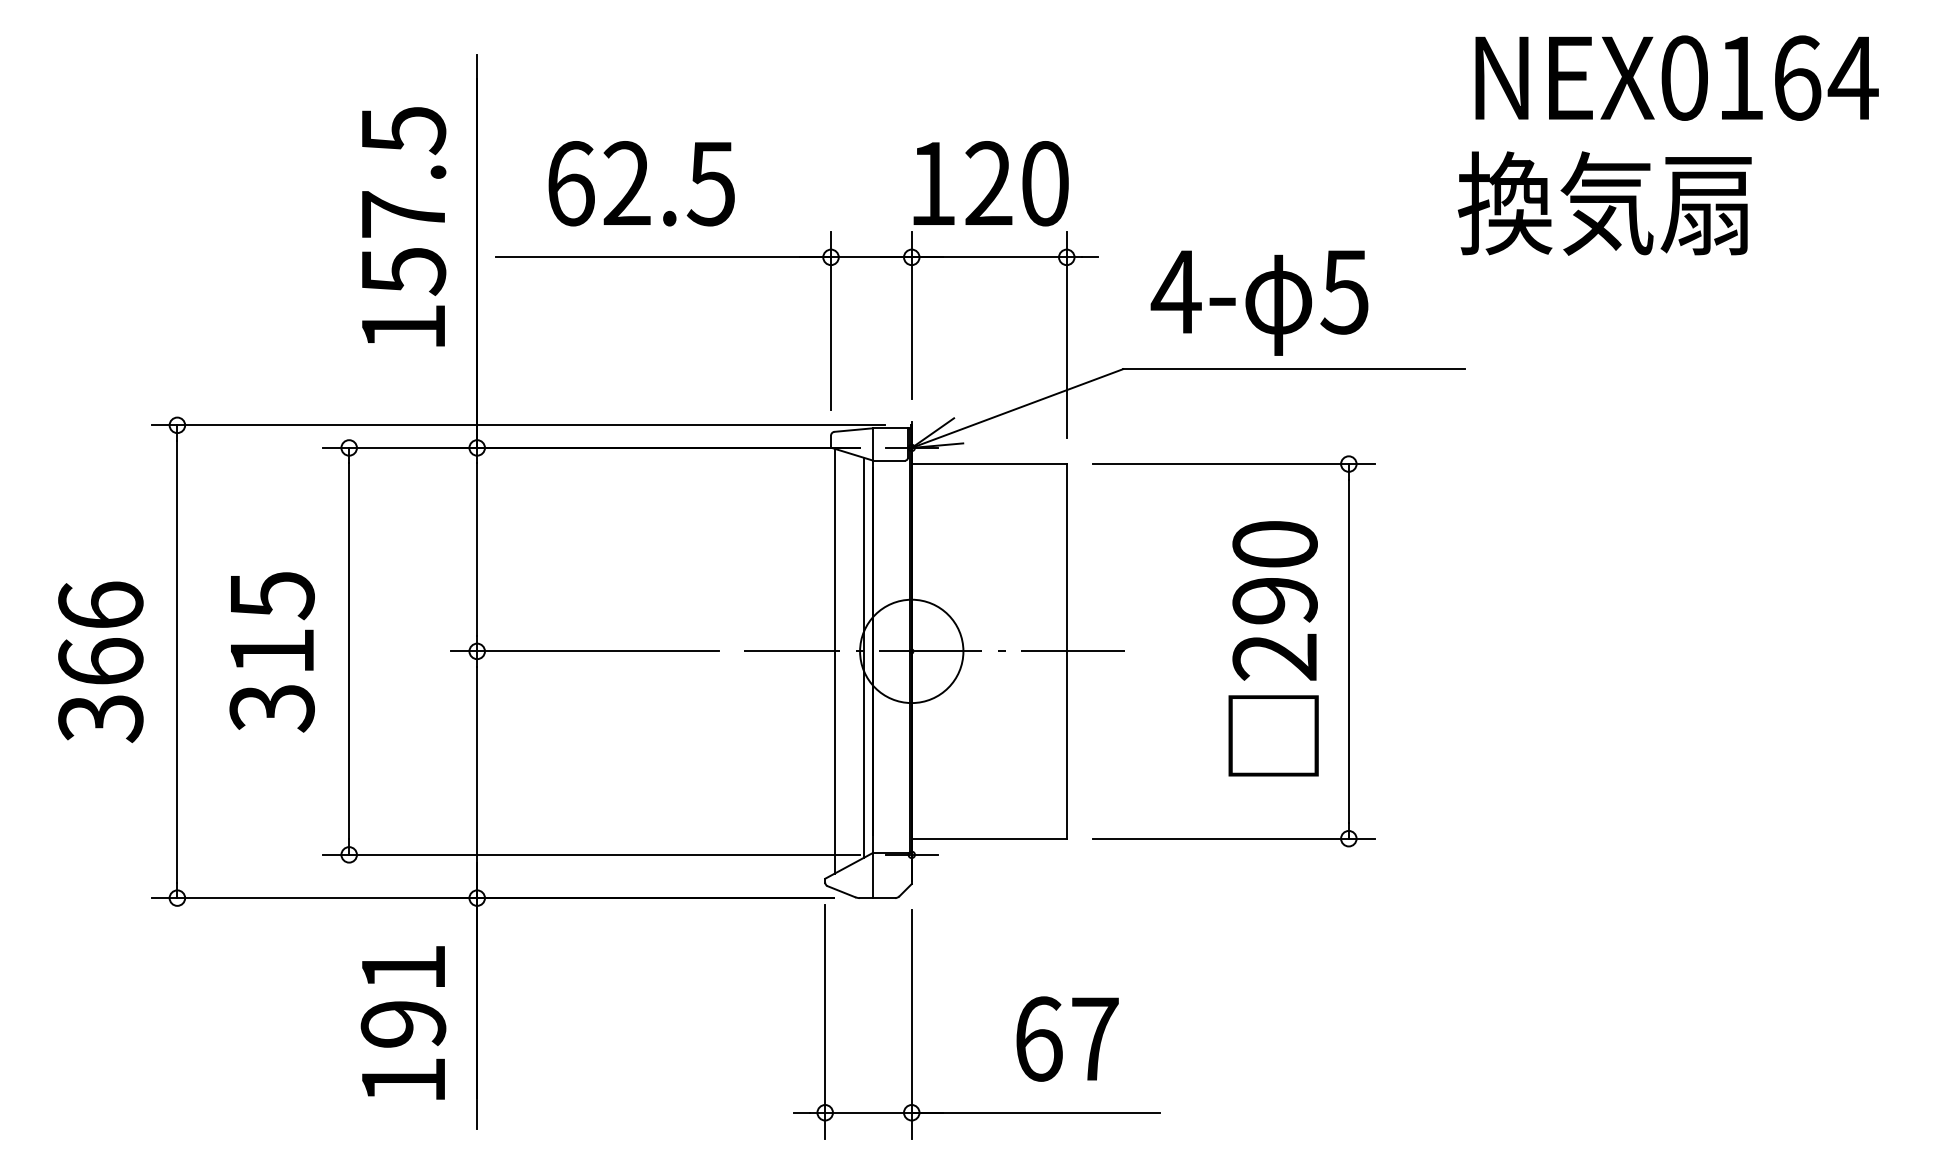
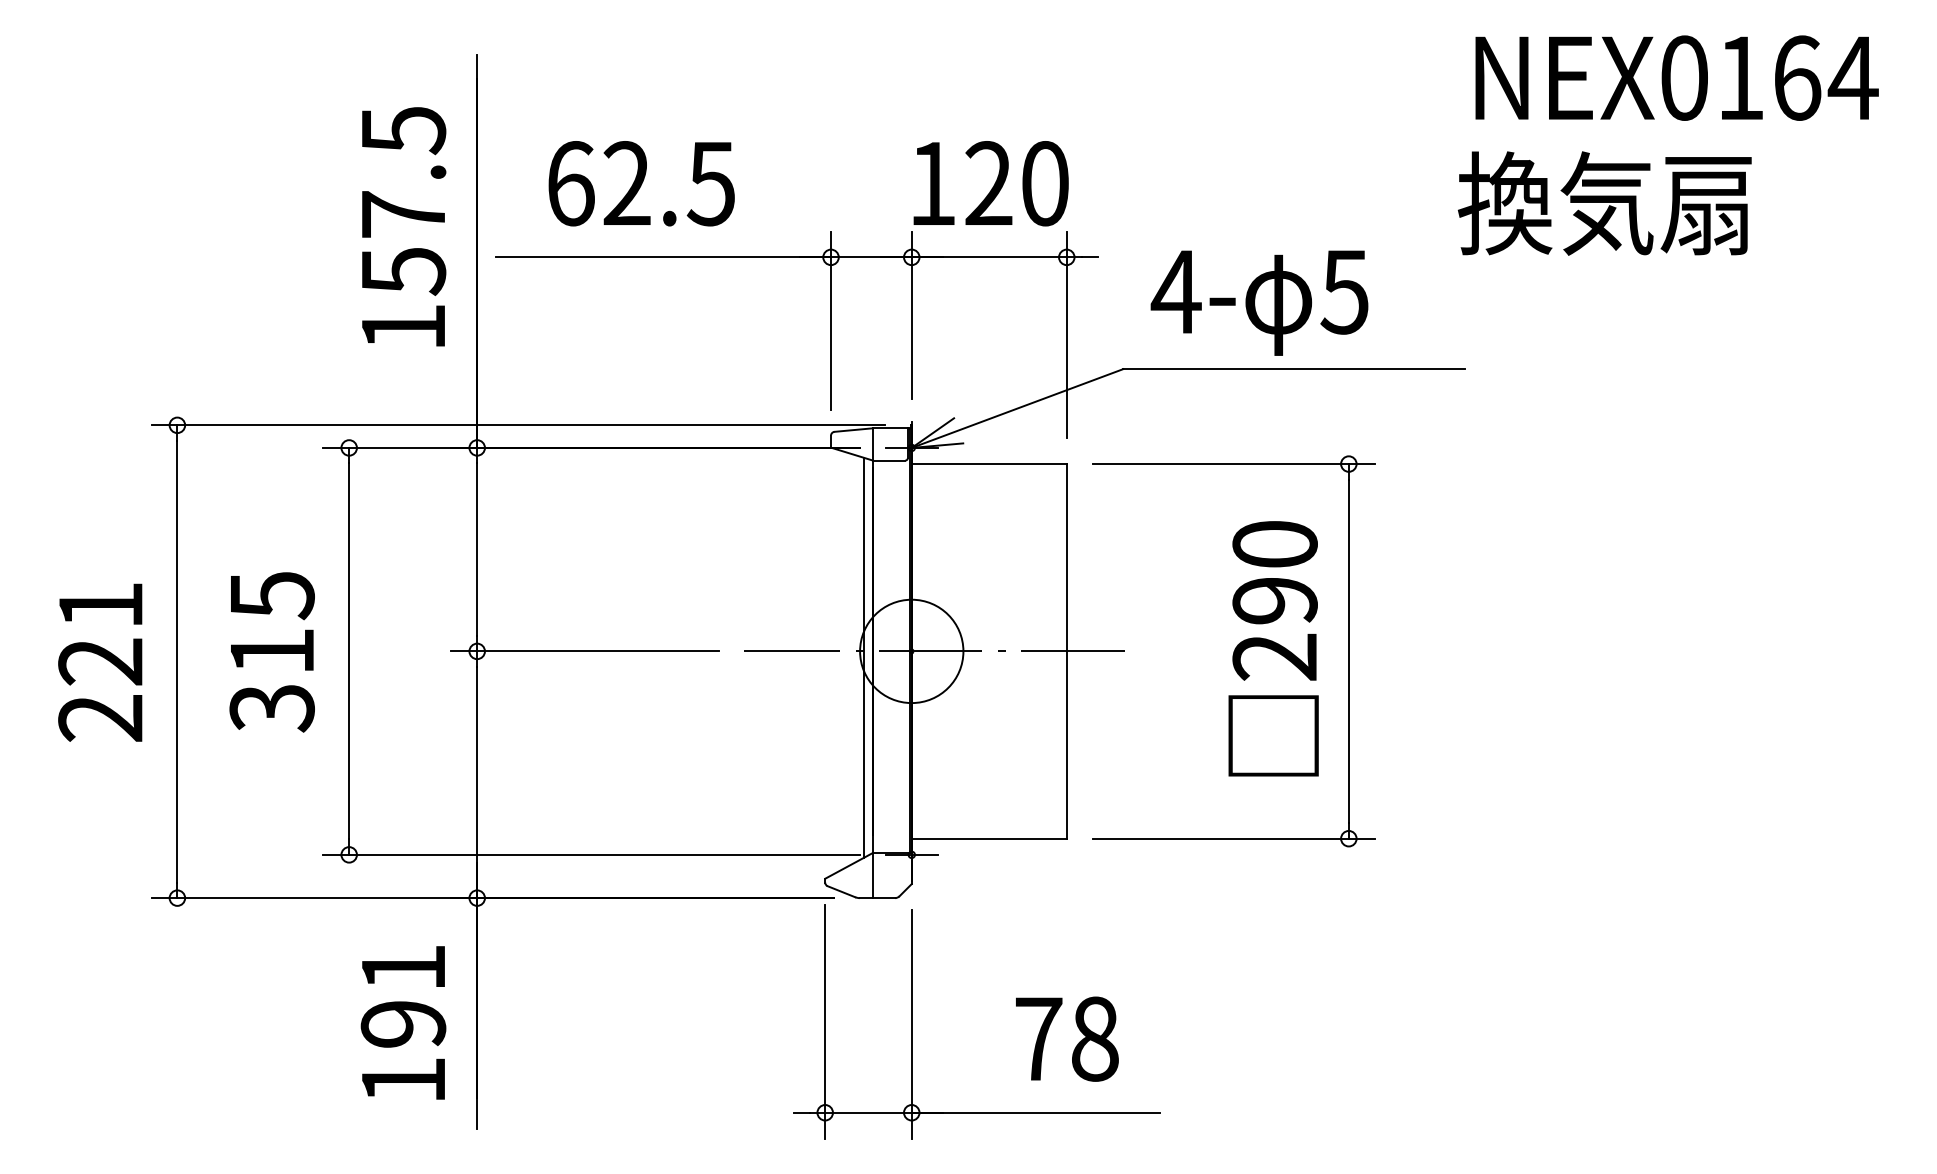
line: present -> none (834, 660)
text: 366 -> 221 (100, 662)
text: 67 -> 78 (1067, 1038)
